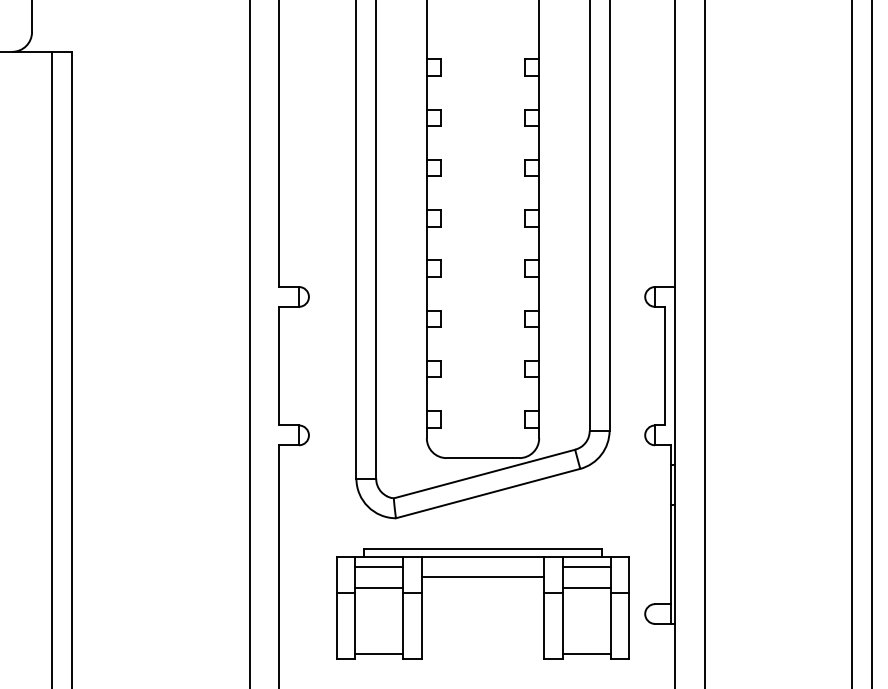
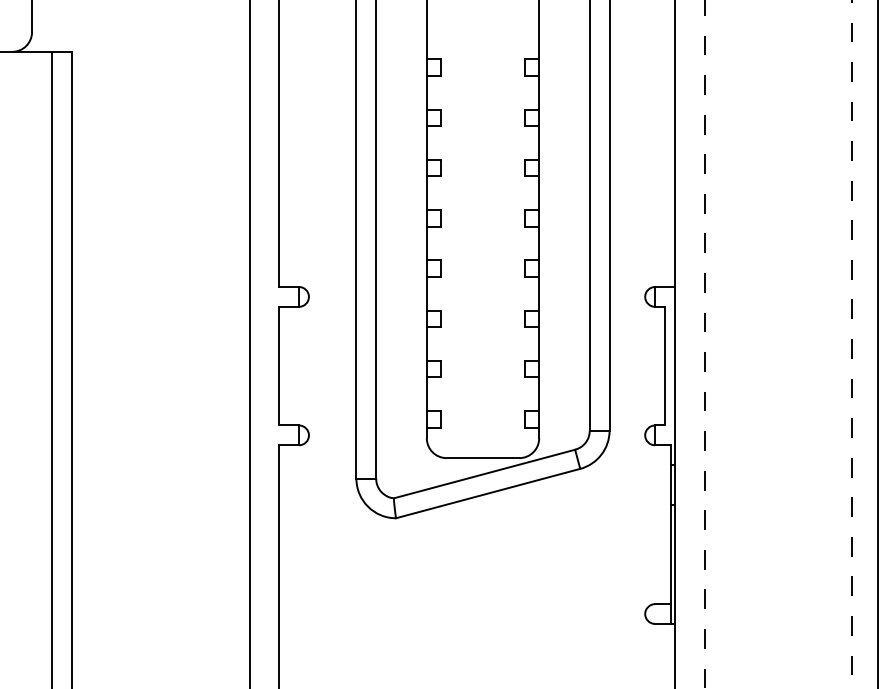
line position: (872, 343) -> (878, 343) (878, 343)
line: solid -> dashed (704, 344)
line: solid -> dashed (852, 344)
part: present -> none (482, 577)
